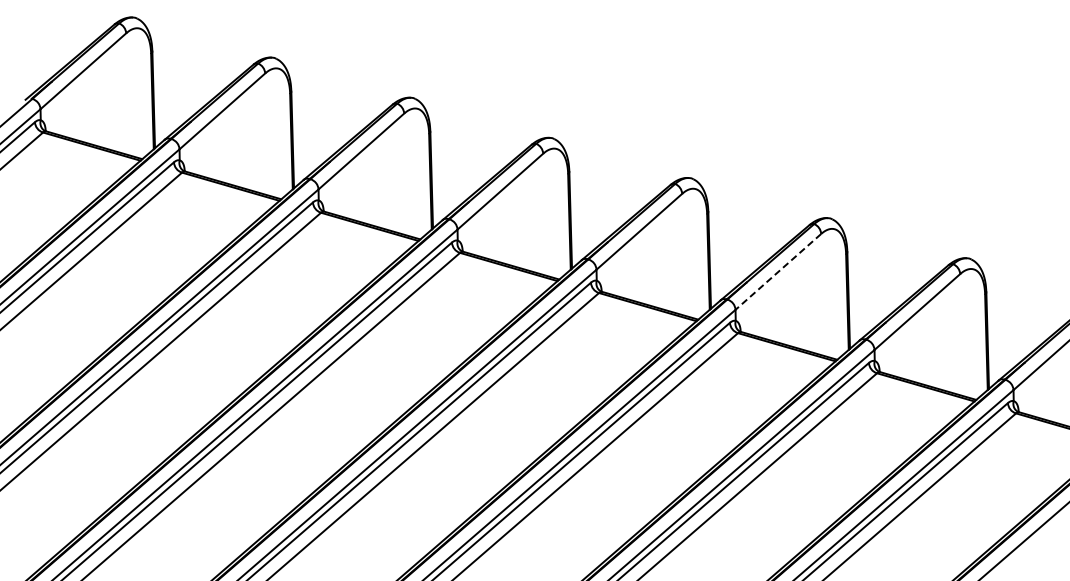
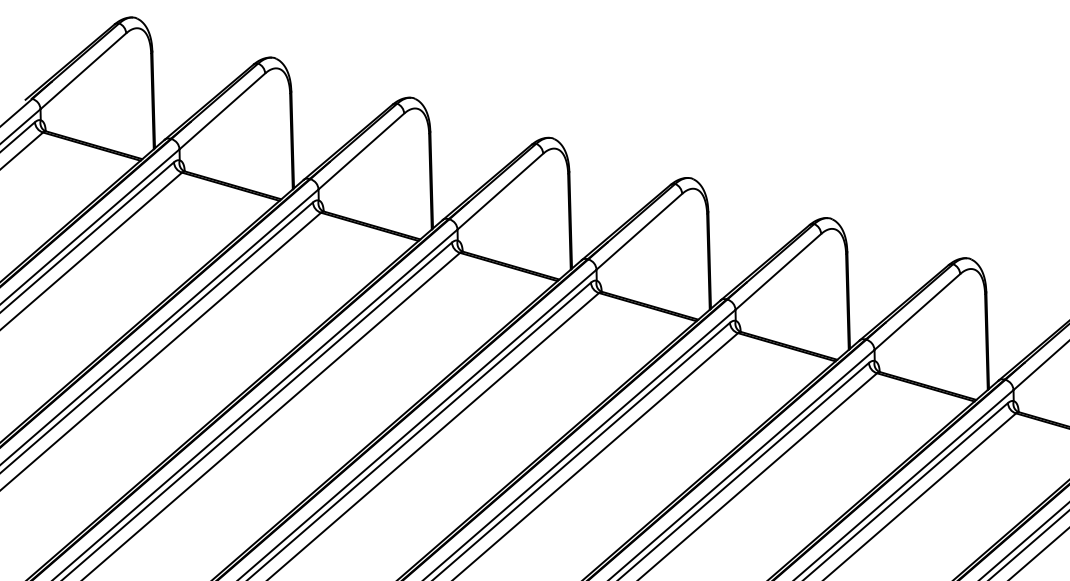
line: dashed -> solid (778, 272)
line: none -> present (1028, 544)
line: none -> present (1038, 553)
